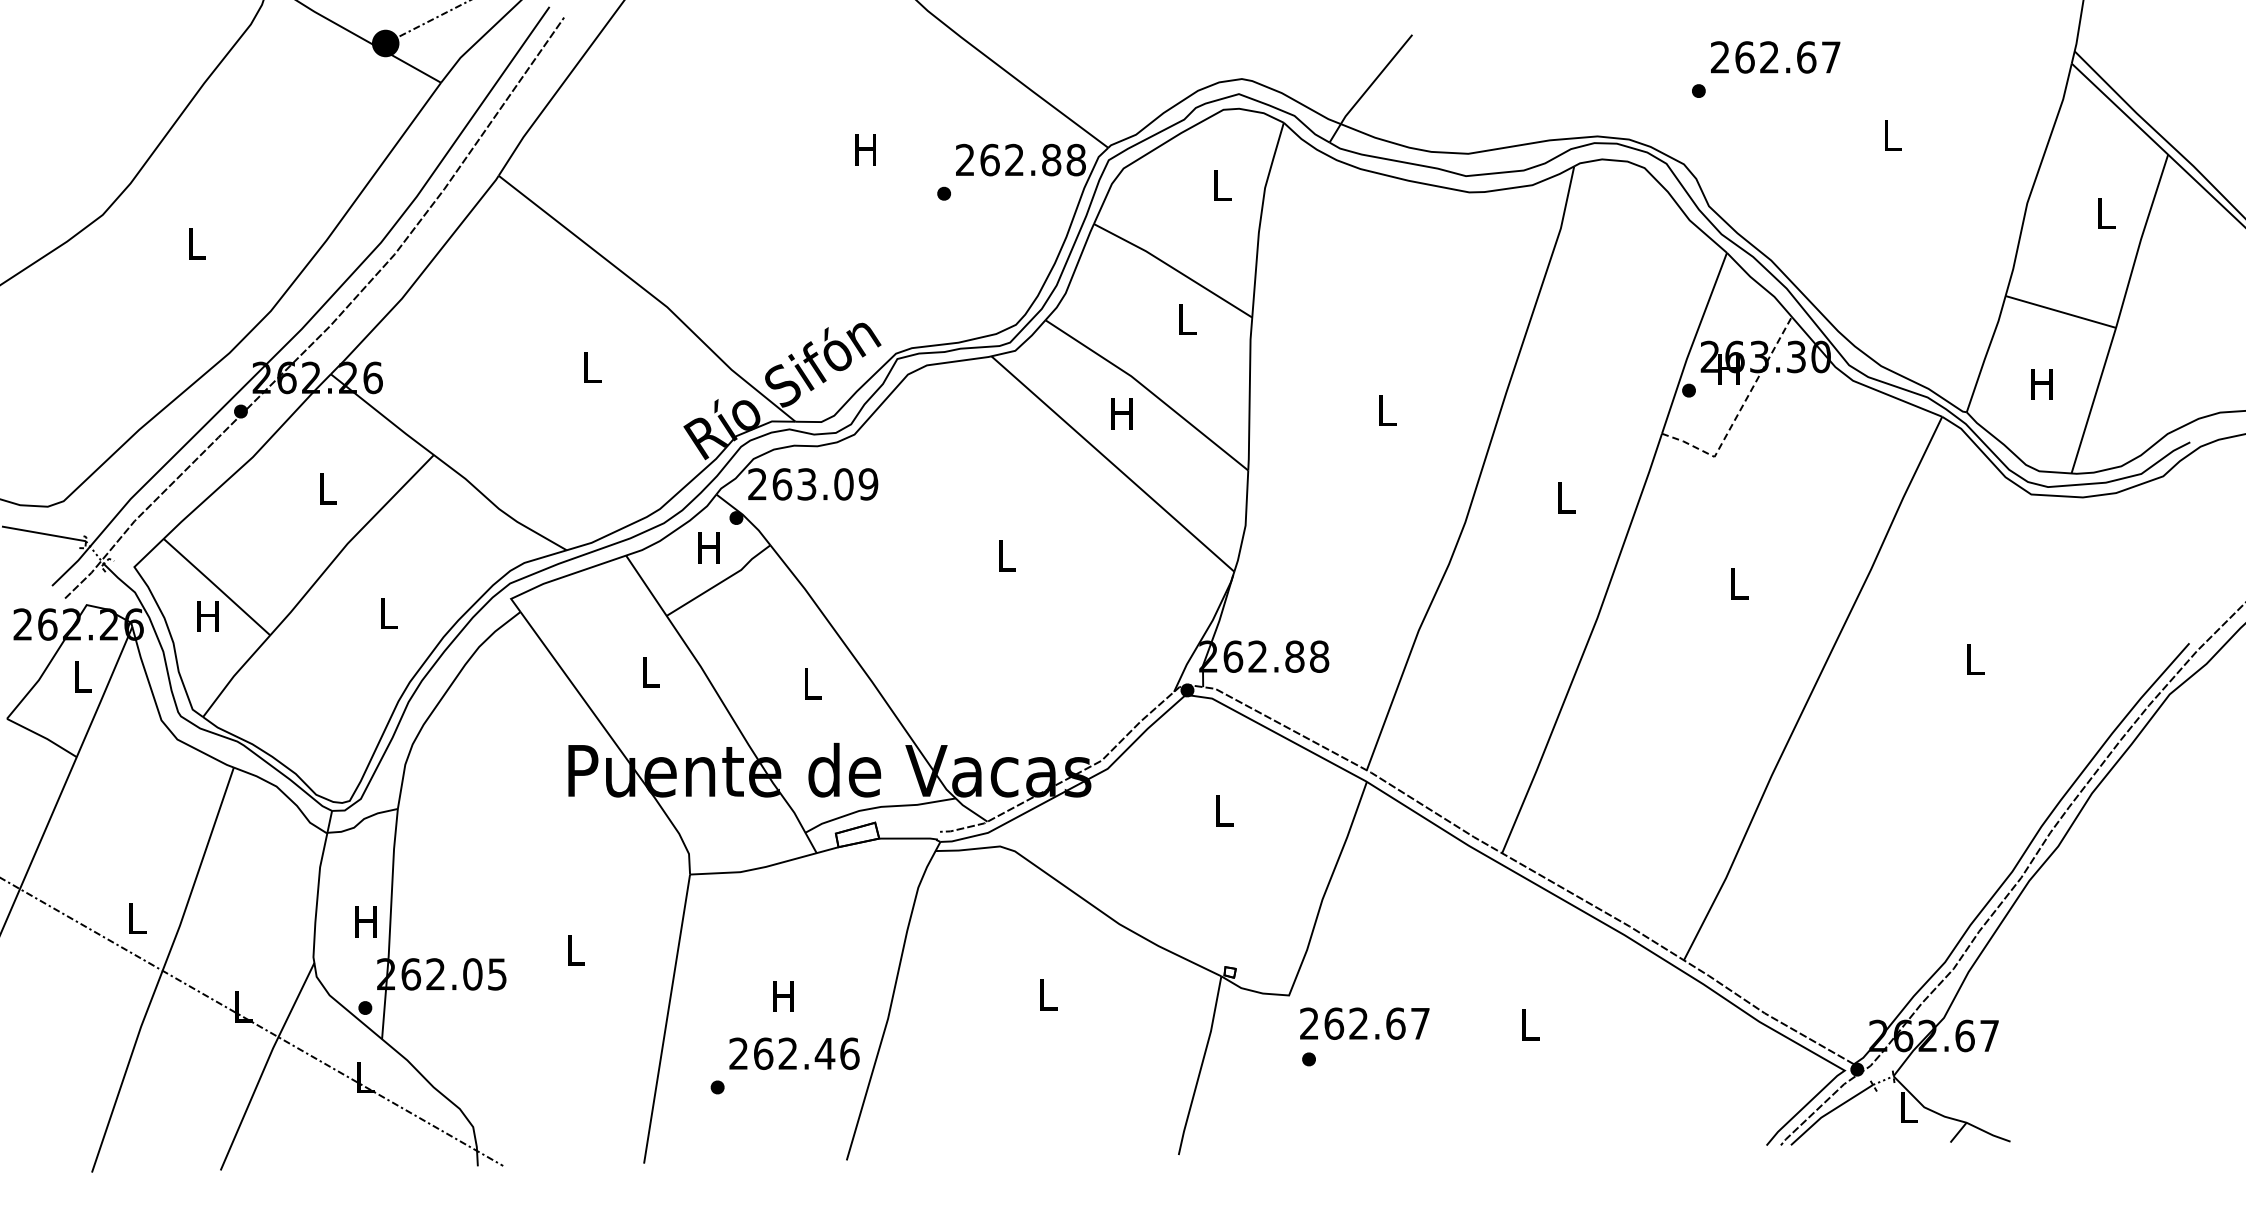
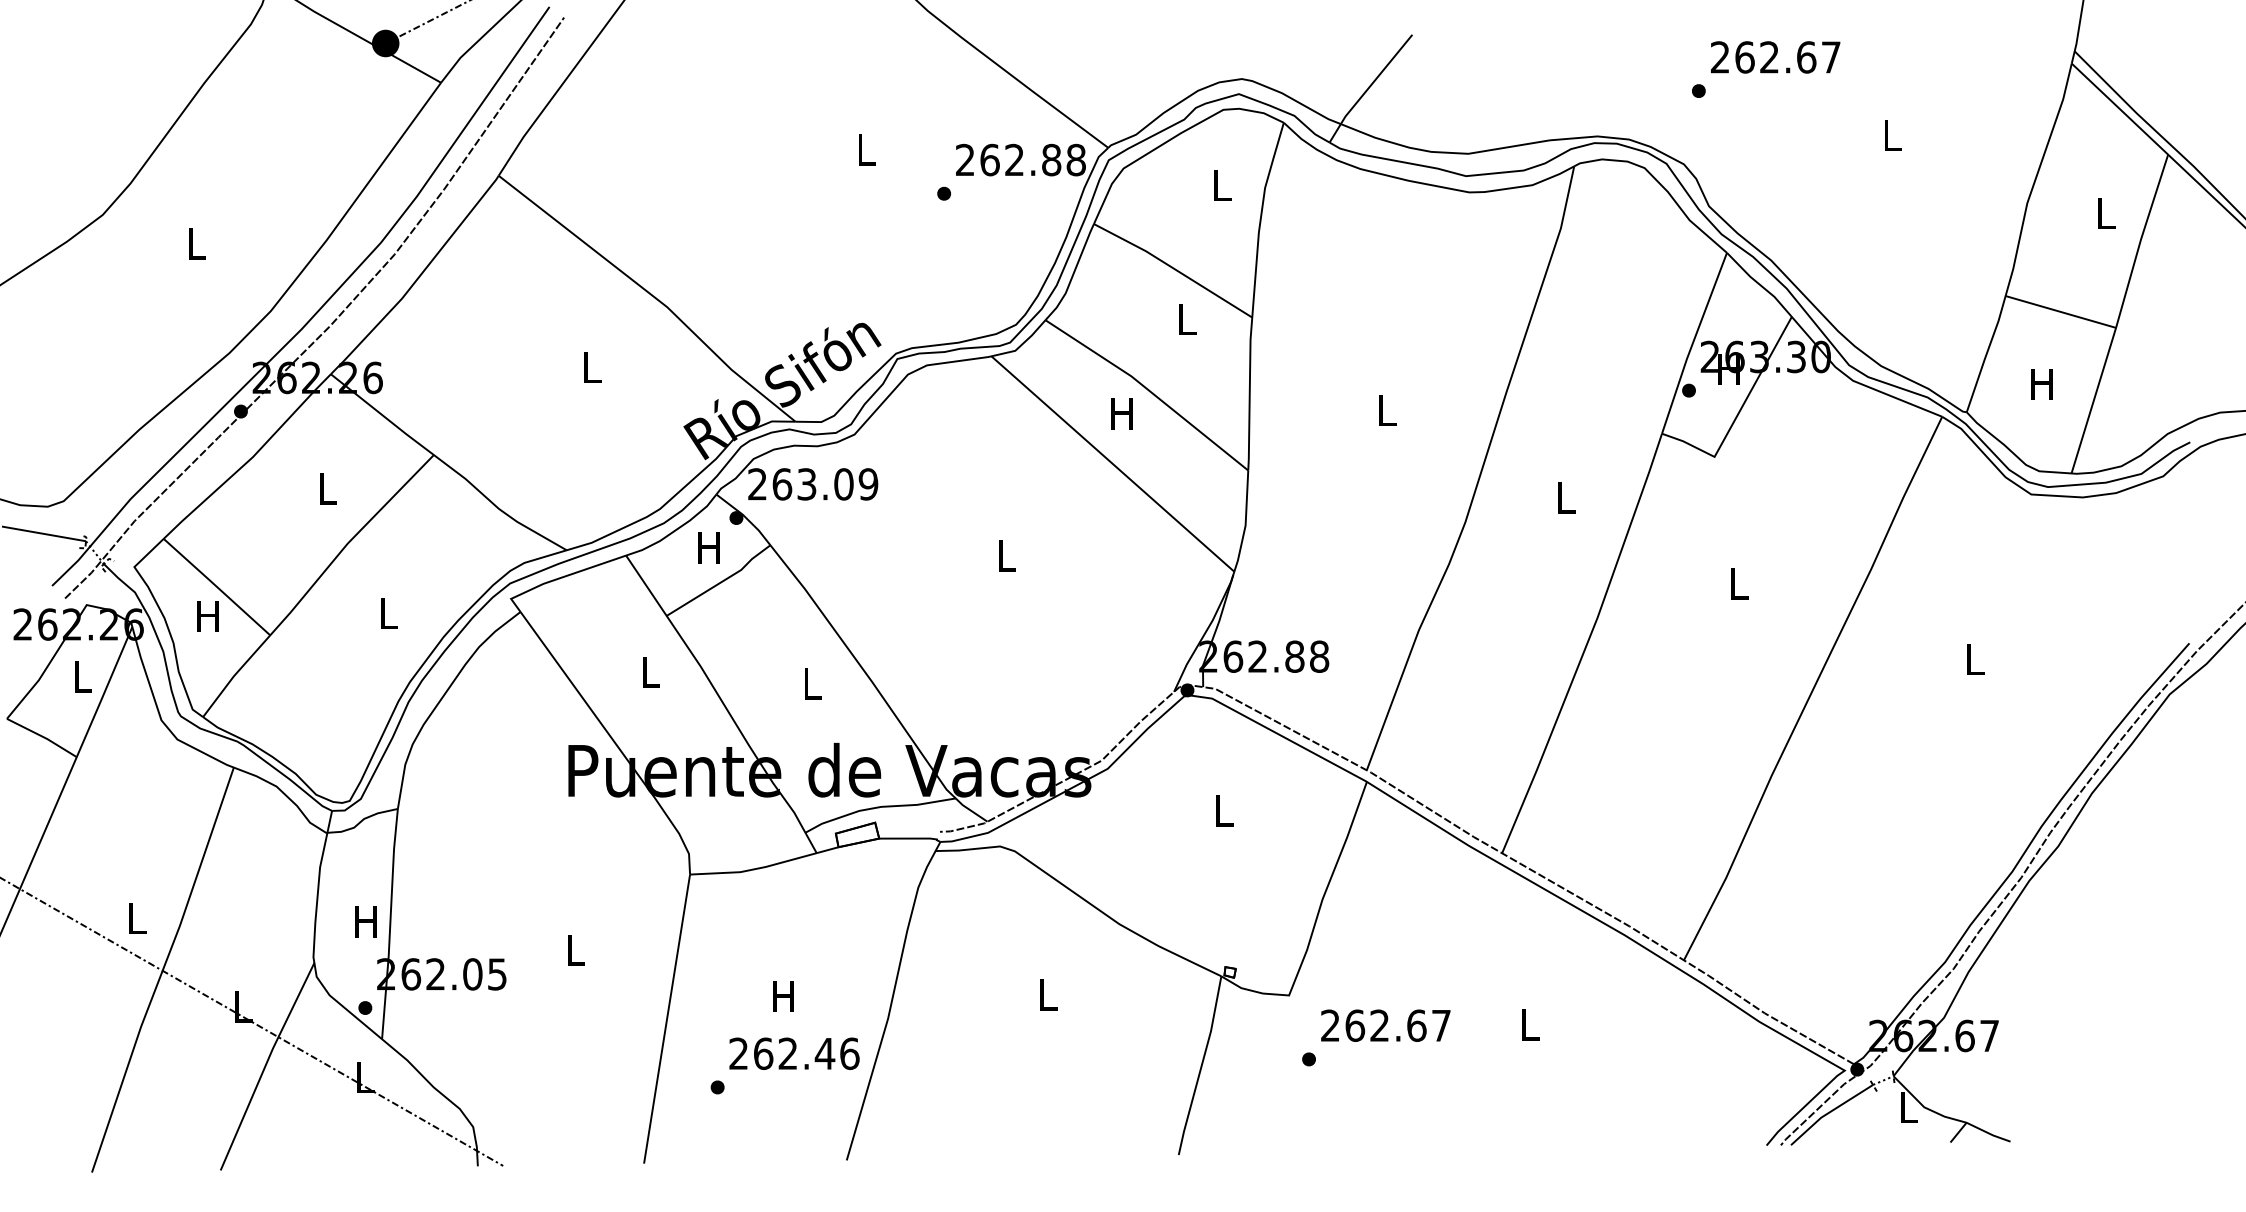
text: H -> L (865, 149)
line: dashed -> solid (1738, 413)
text position: (1364, 1023) -> (1385, 1025) (1385, 1025)
